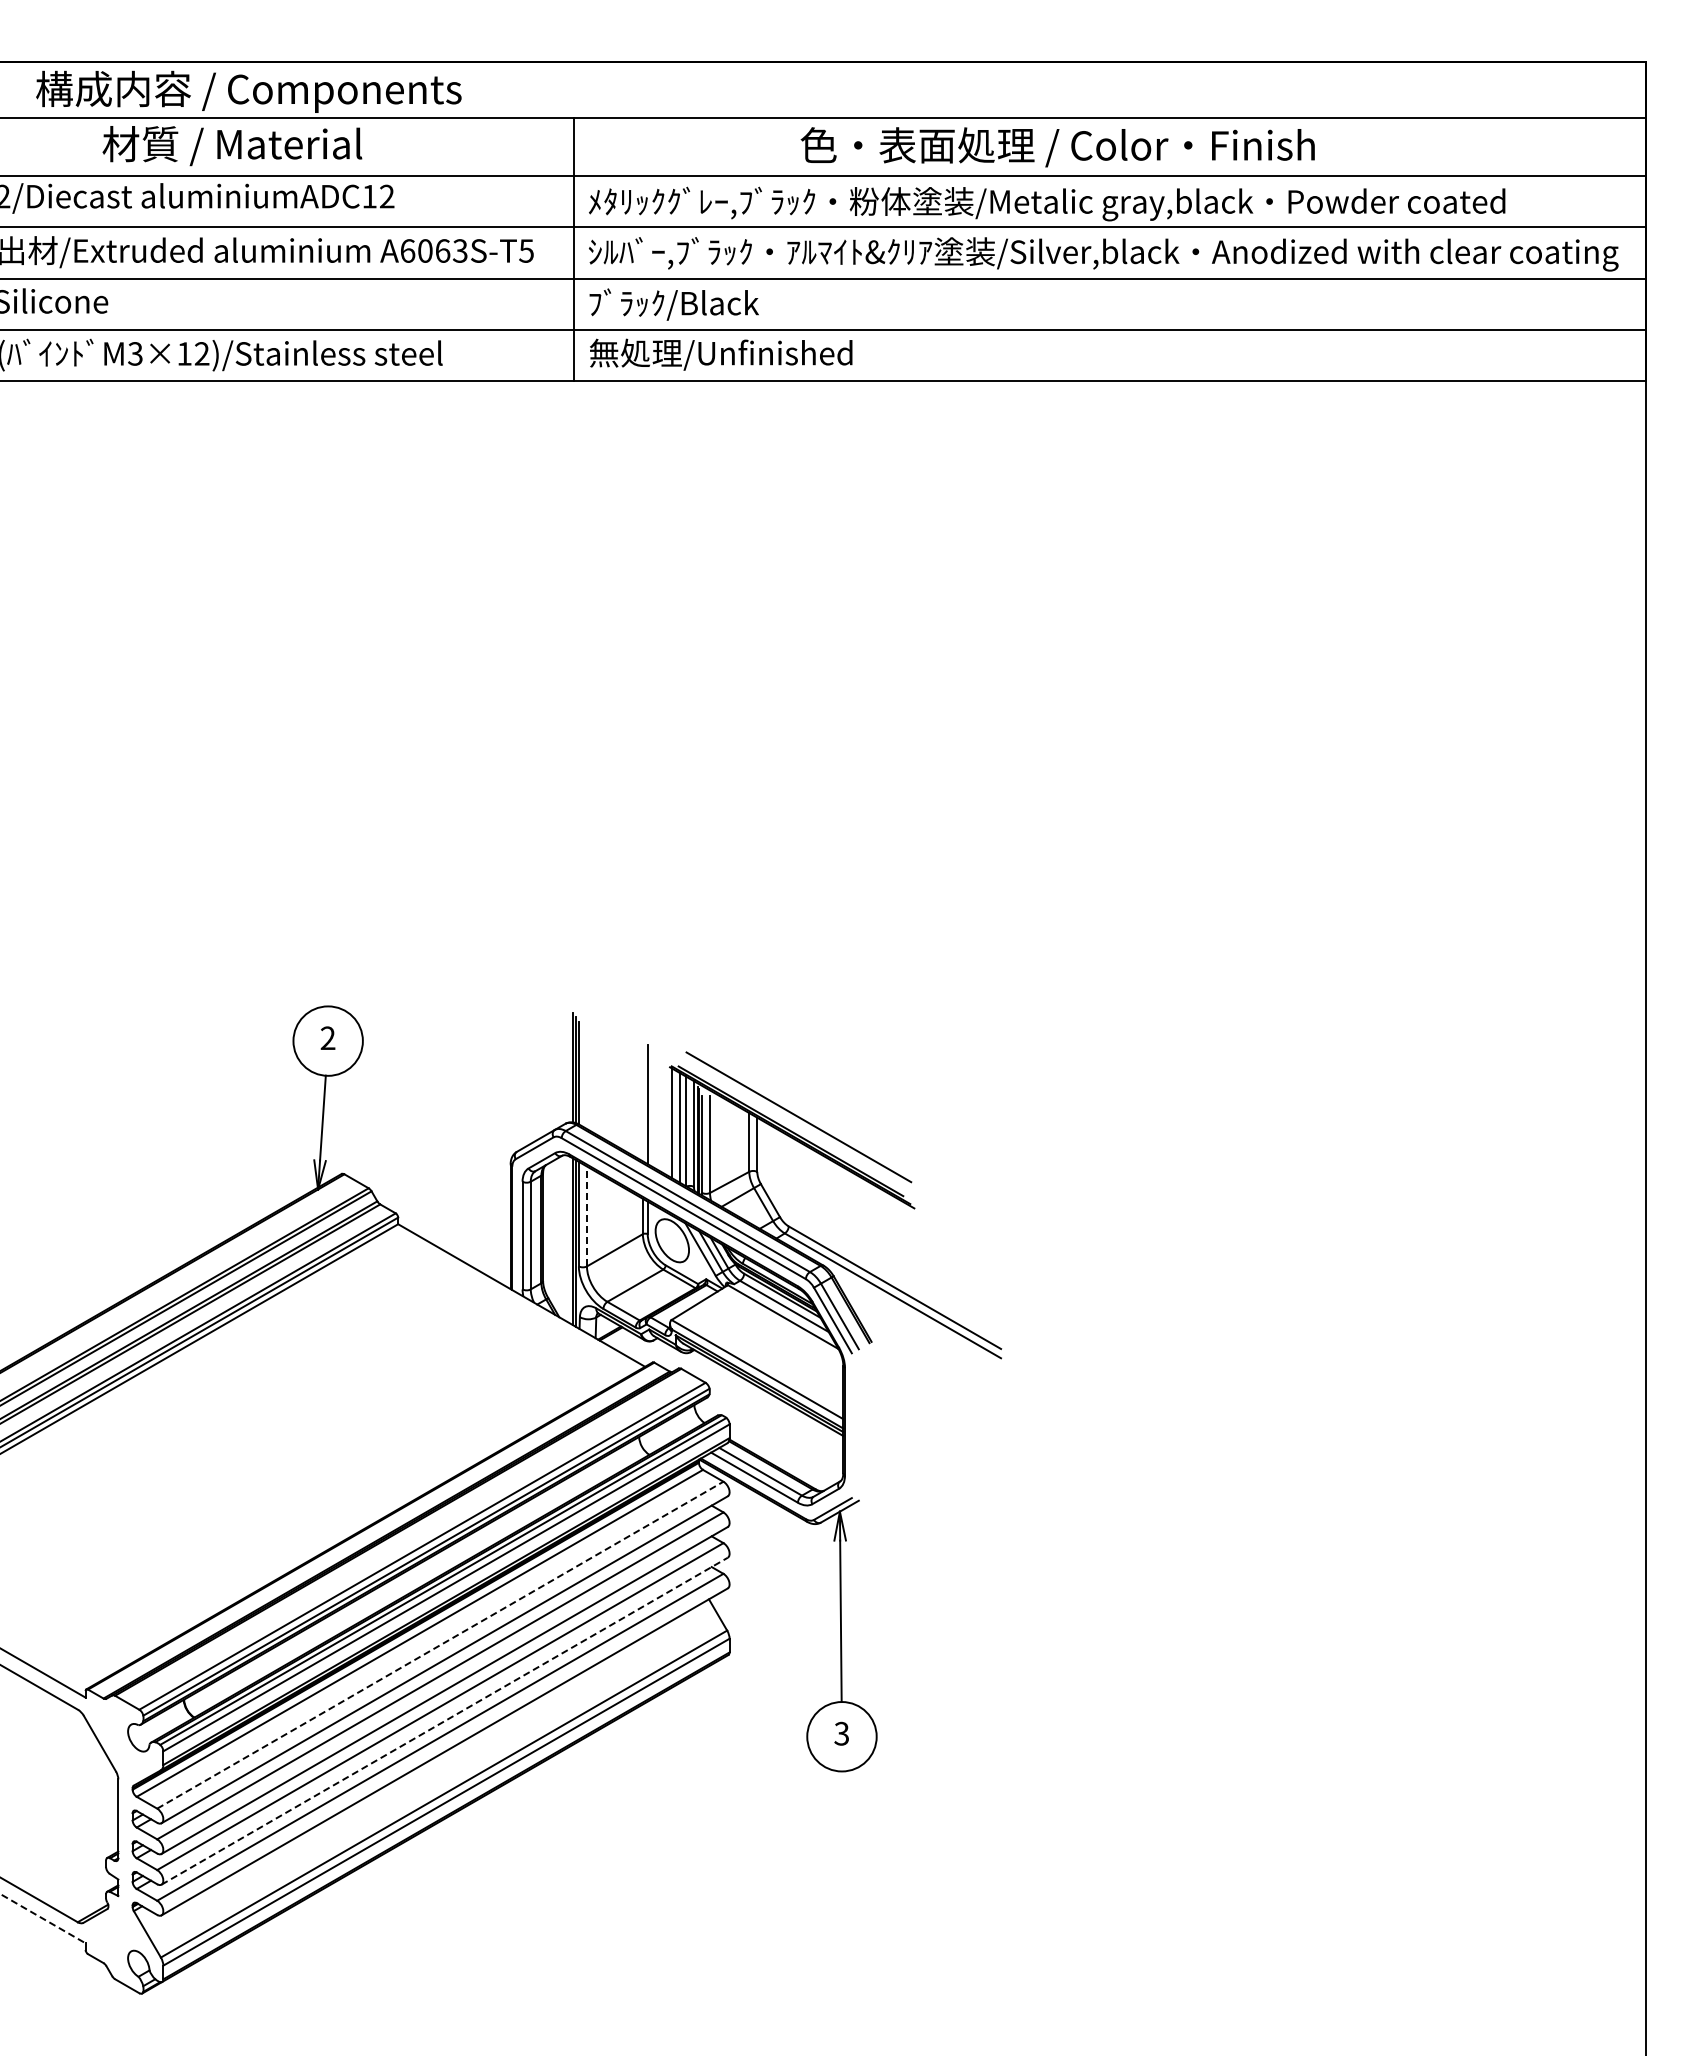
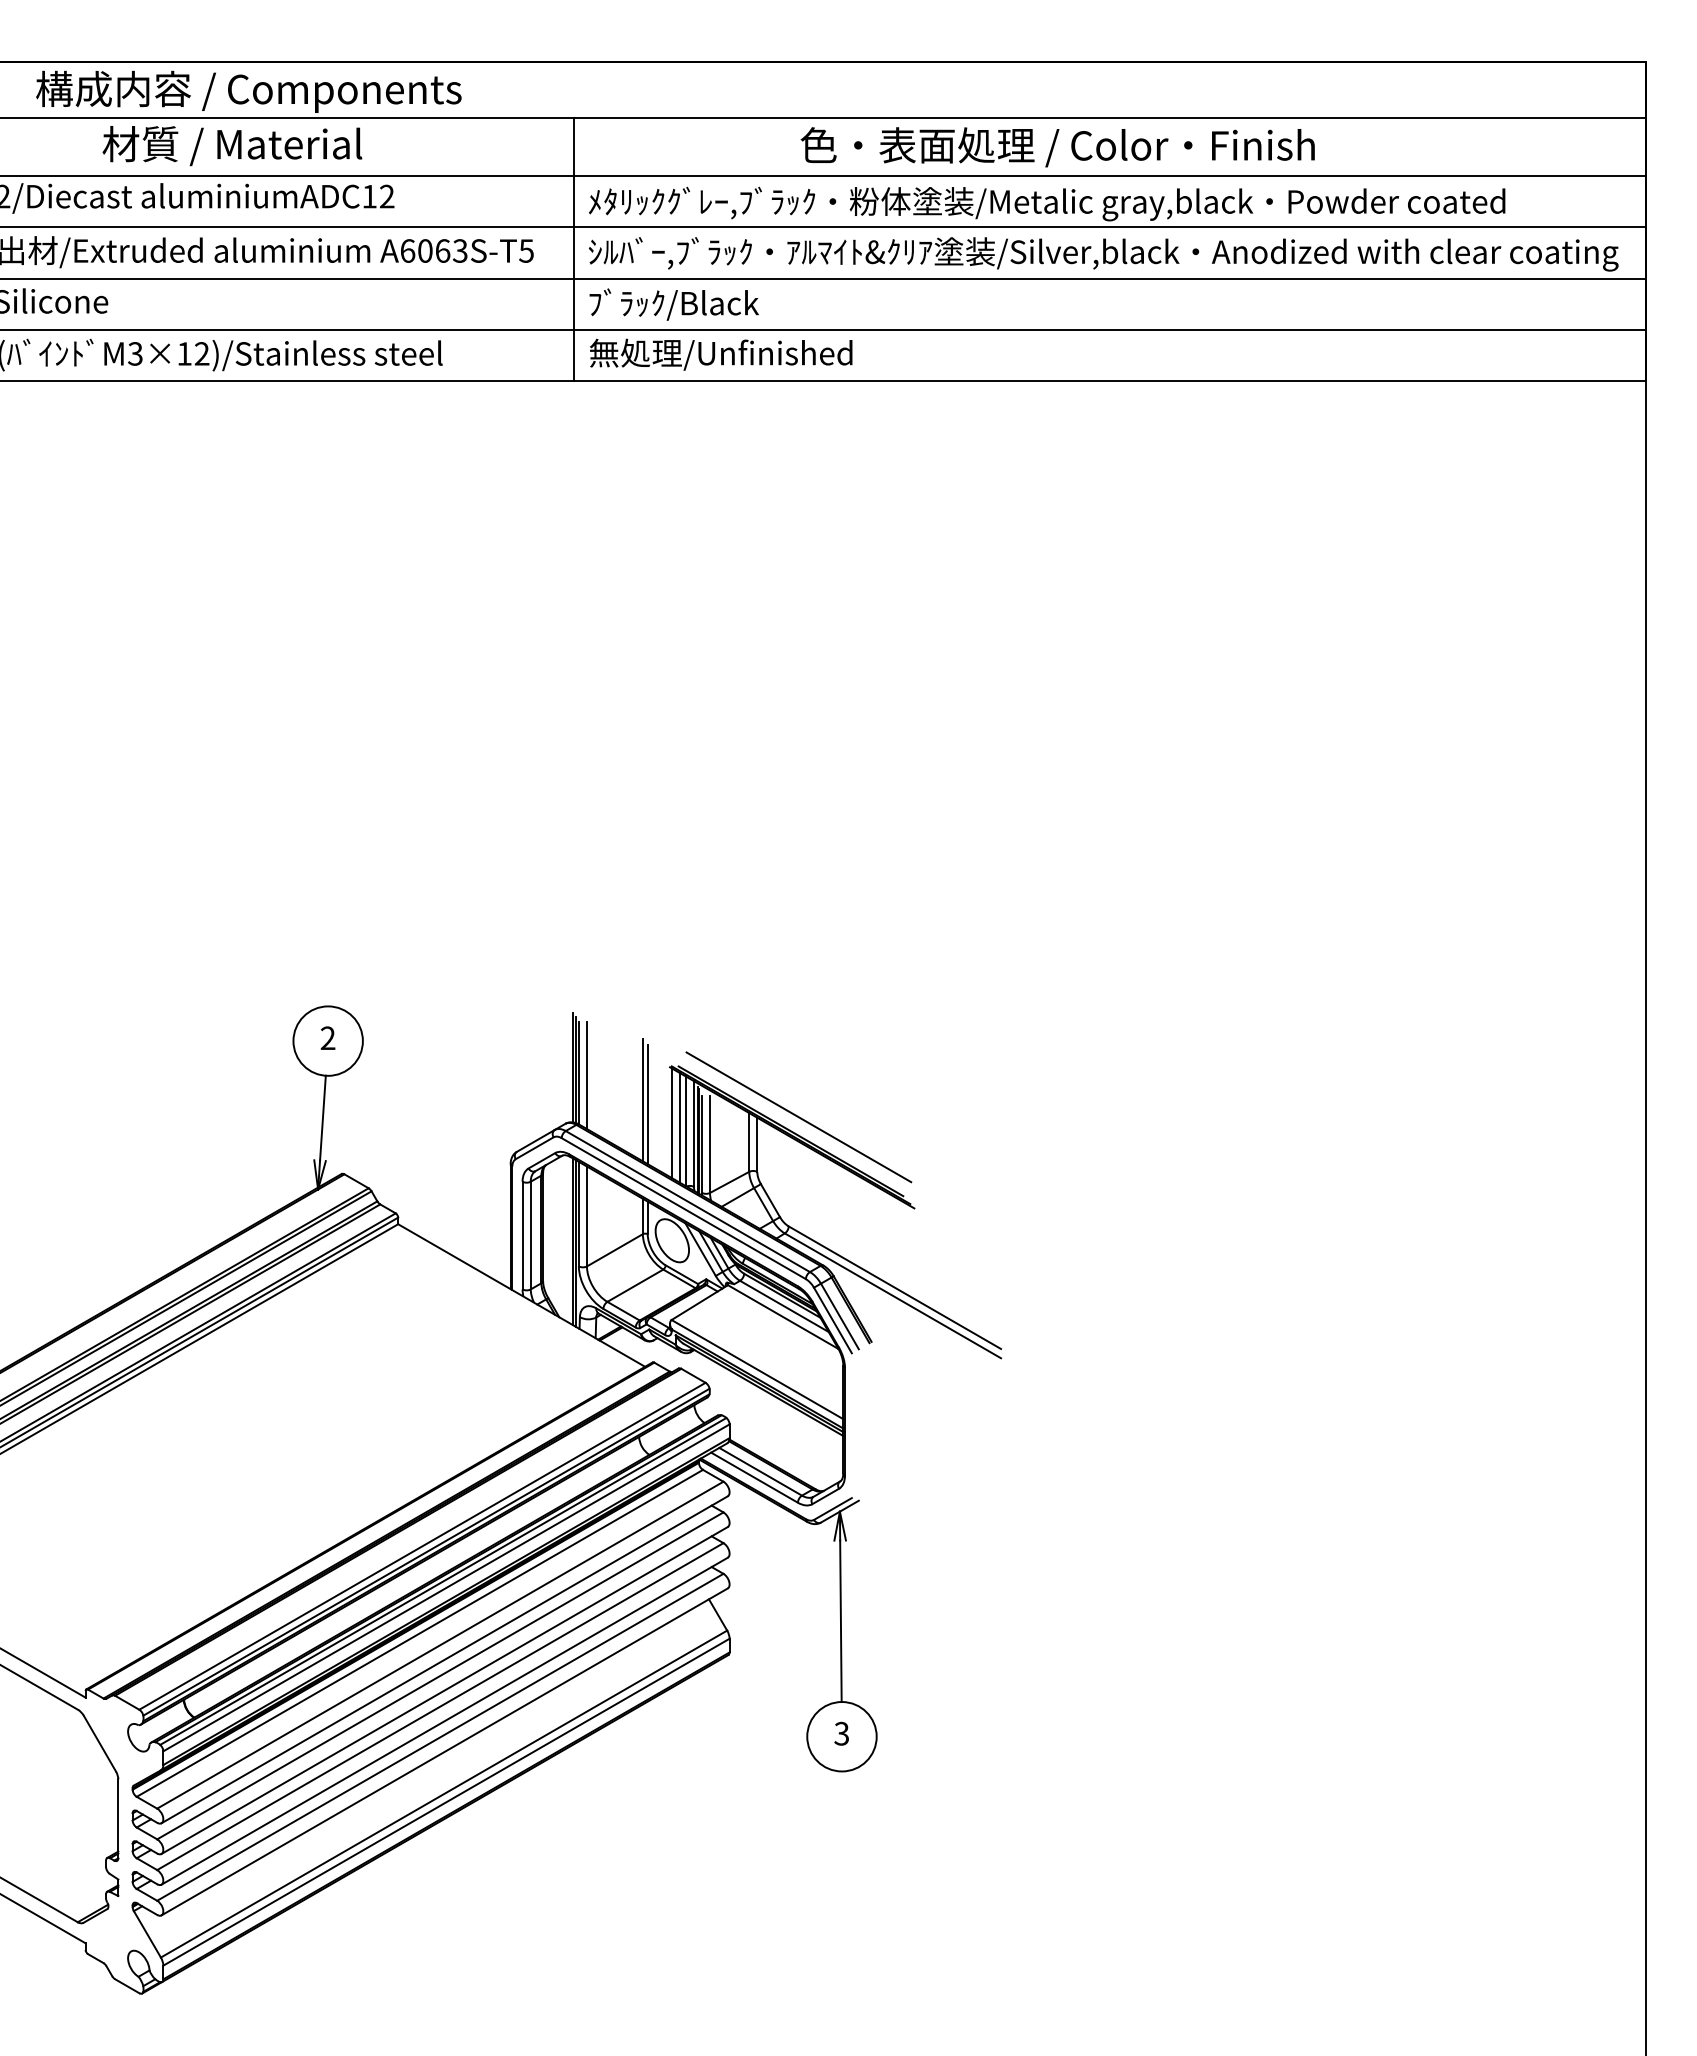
line: none -> present (586, 1075)
line: none -> present (642, 1099)
line: dashed -> solid (586, 1216)
line: dashed -> solid (440, 1645)
line: dashed -> solid (444, 1721)
line: dashed -> solid (43, 1918)
